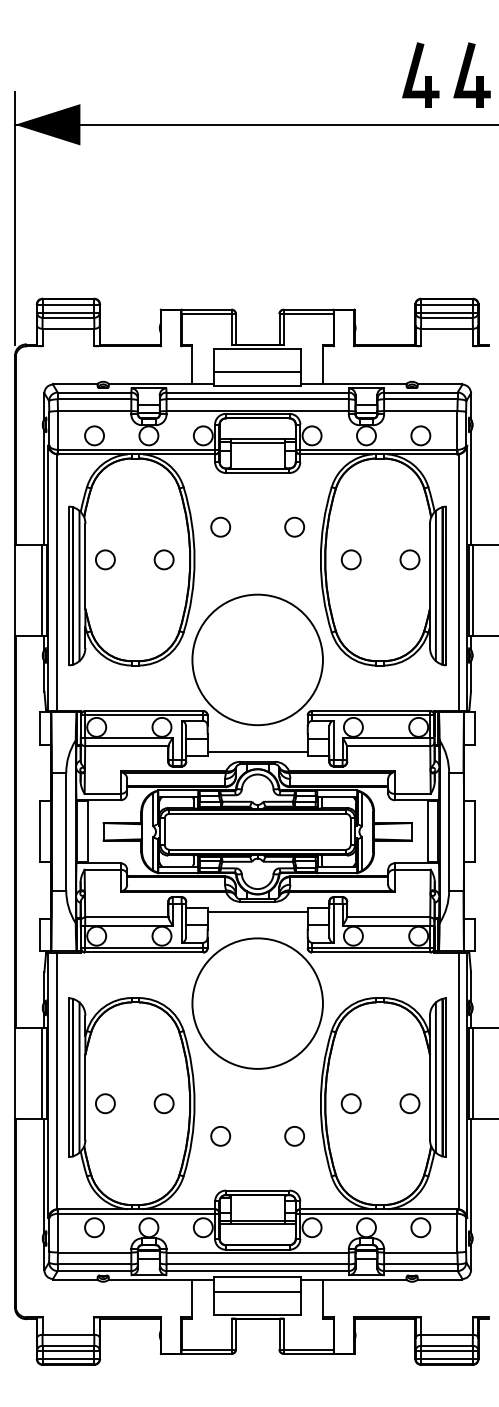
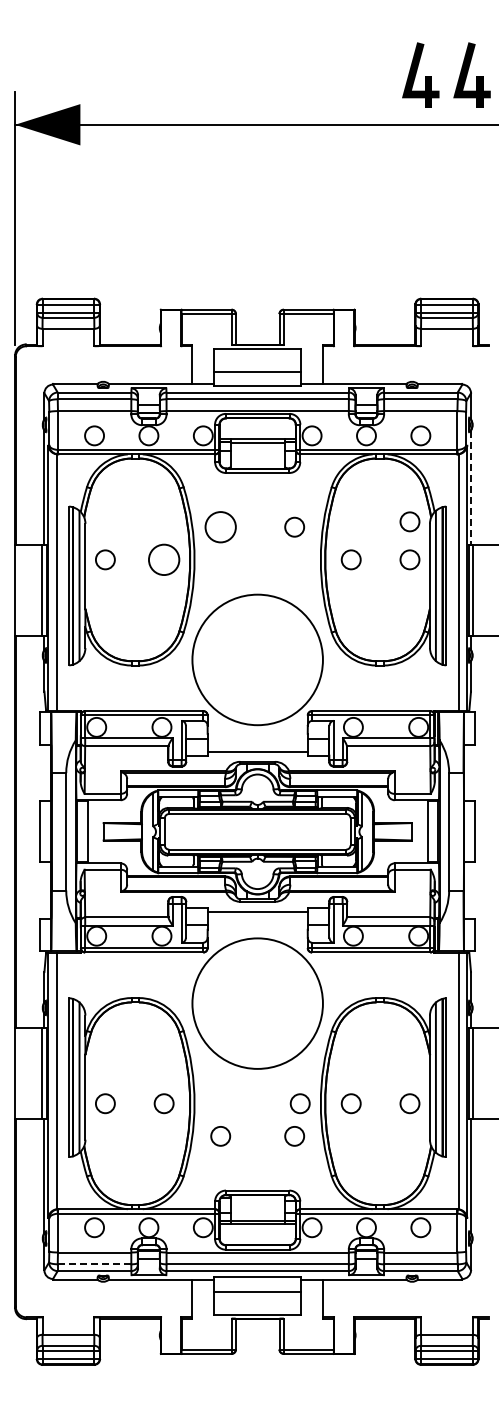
line: solid -> dashed (471, 487)
circle: none -> present (409, 521)
circle diameter: 19 px -> 30 px (220, 527)
circle diameter: 19 px -> 30 px (163, 559)
circle: none -> present (299, 1103)
line: solid -> dashed (94, 1264)
